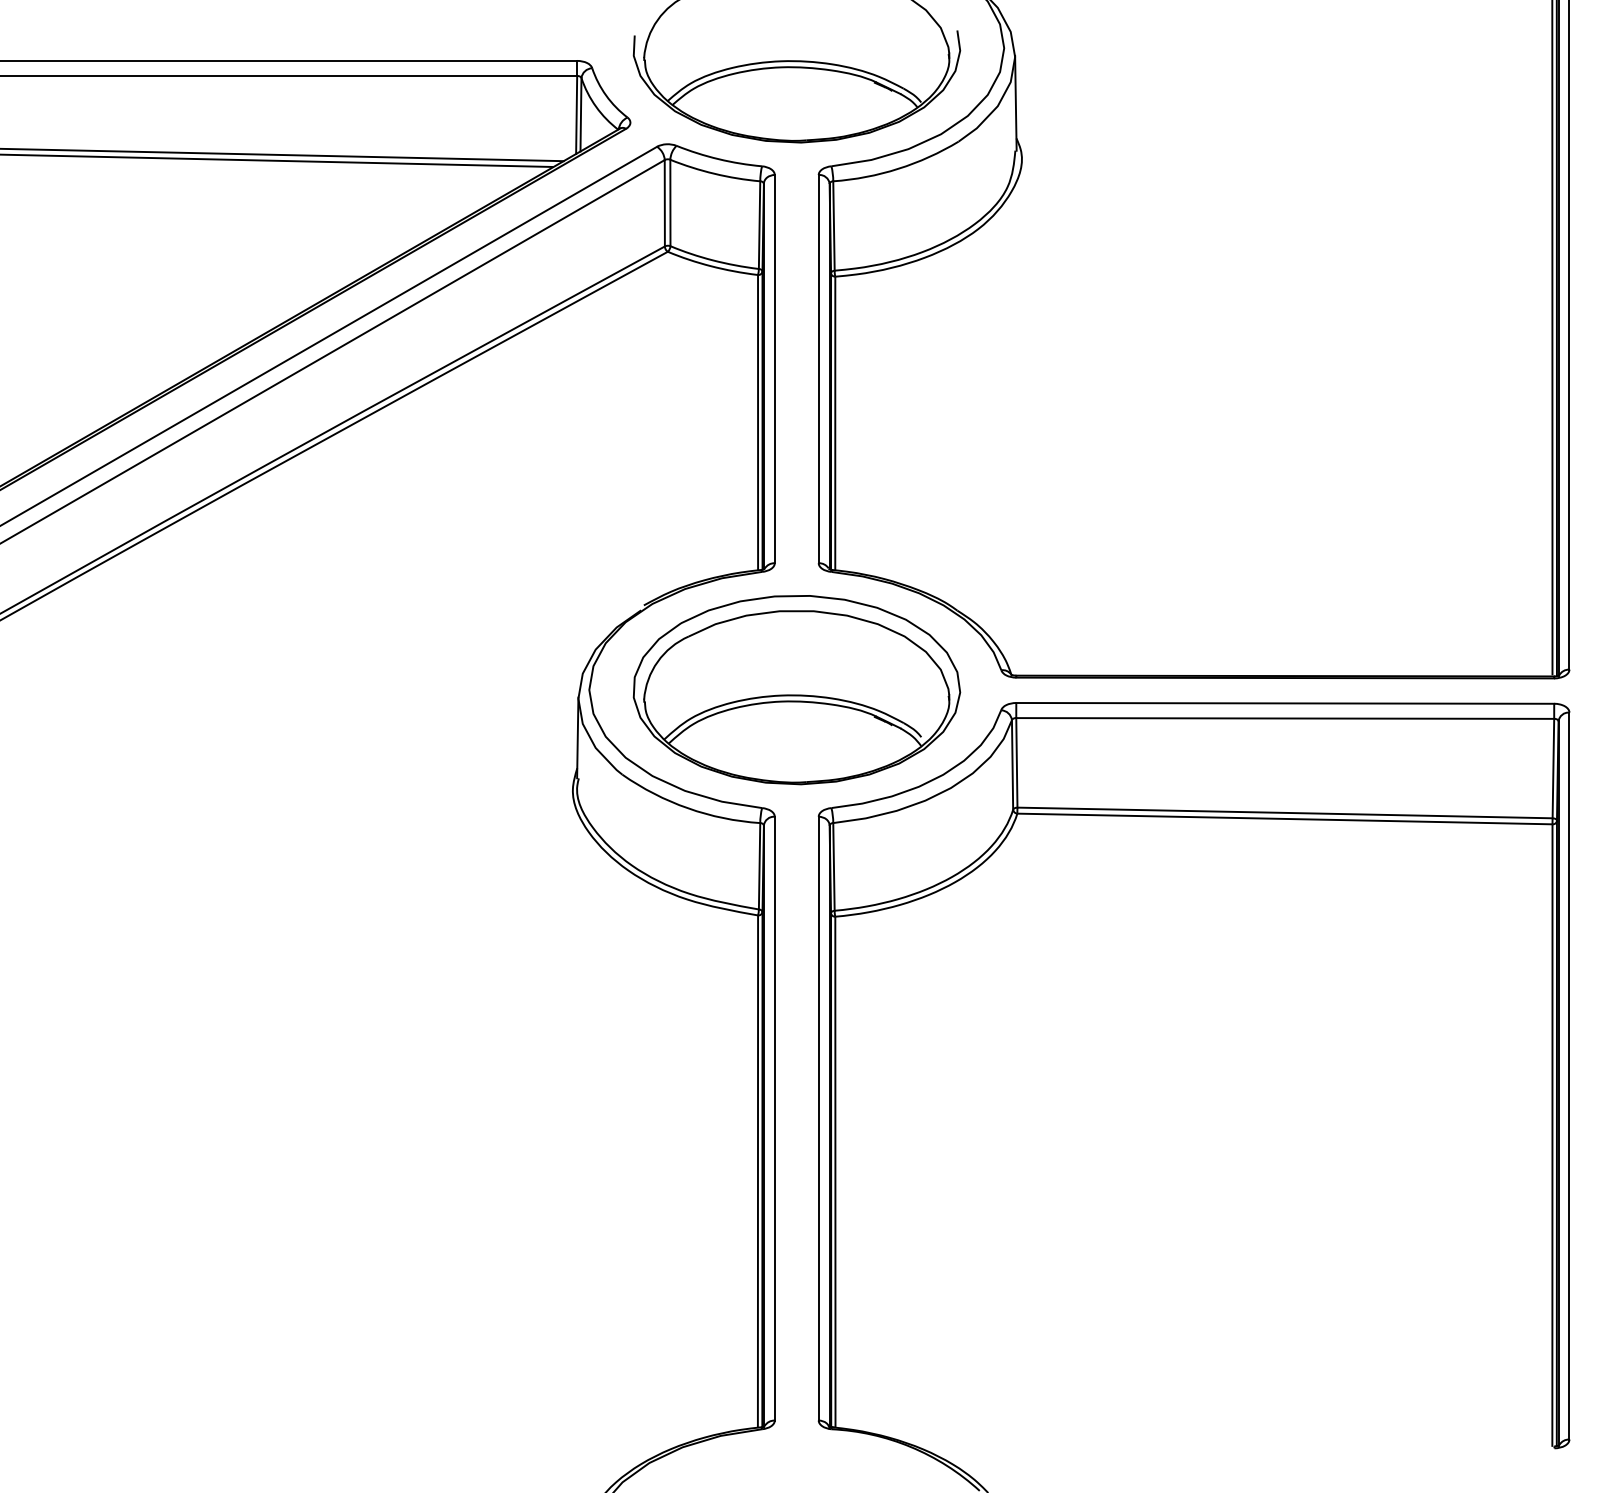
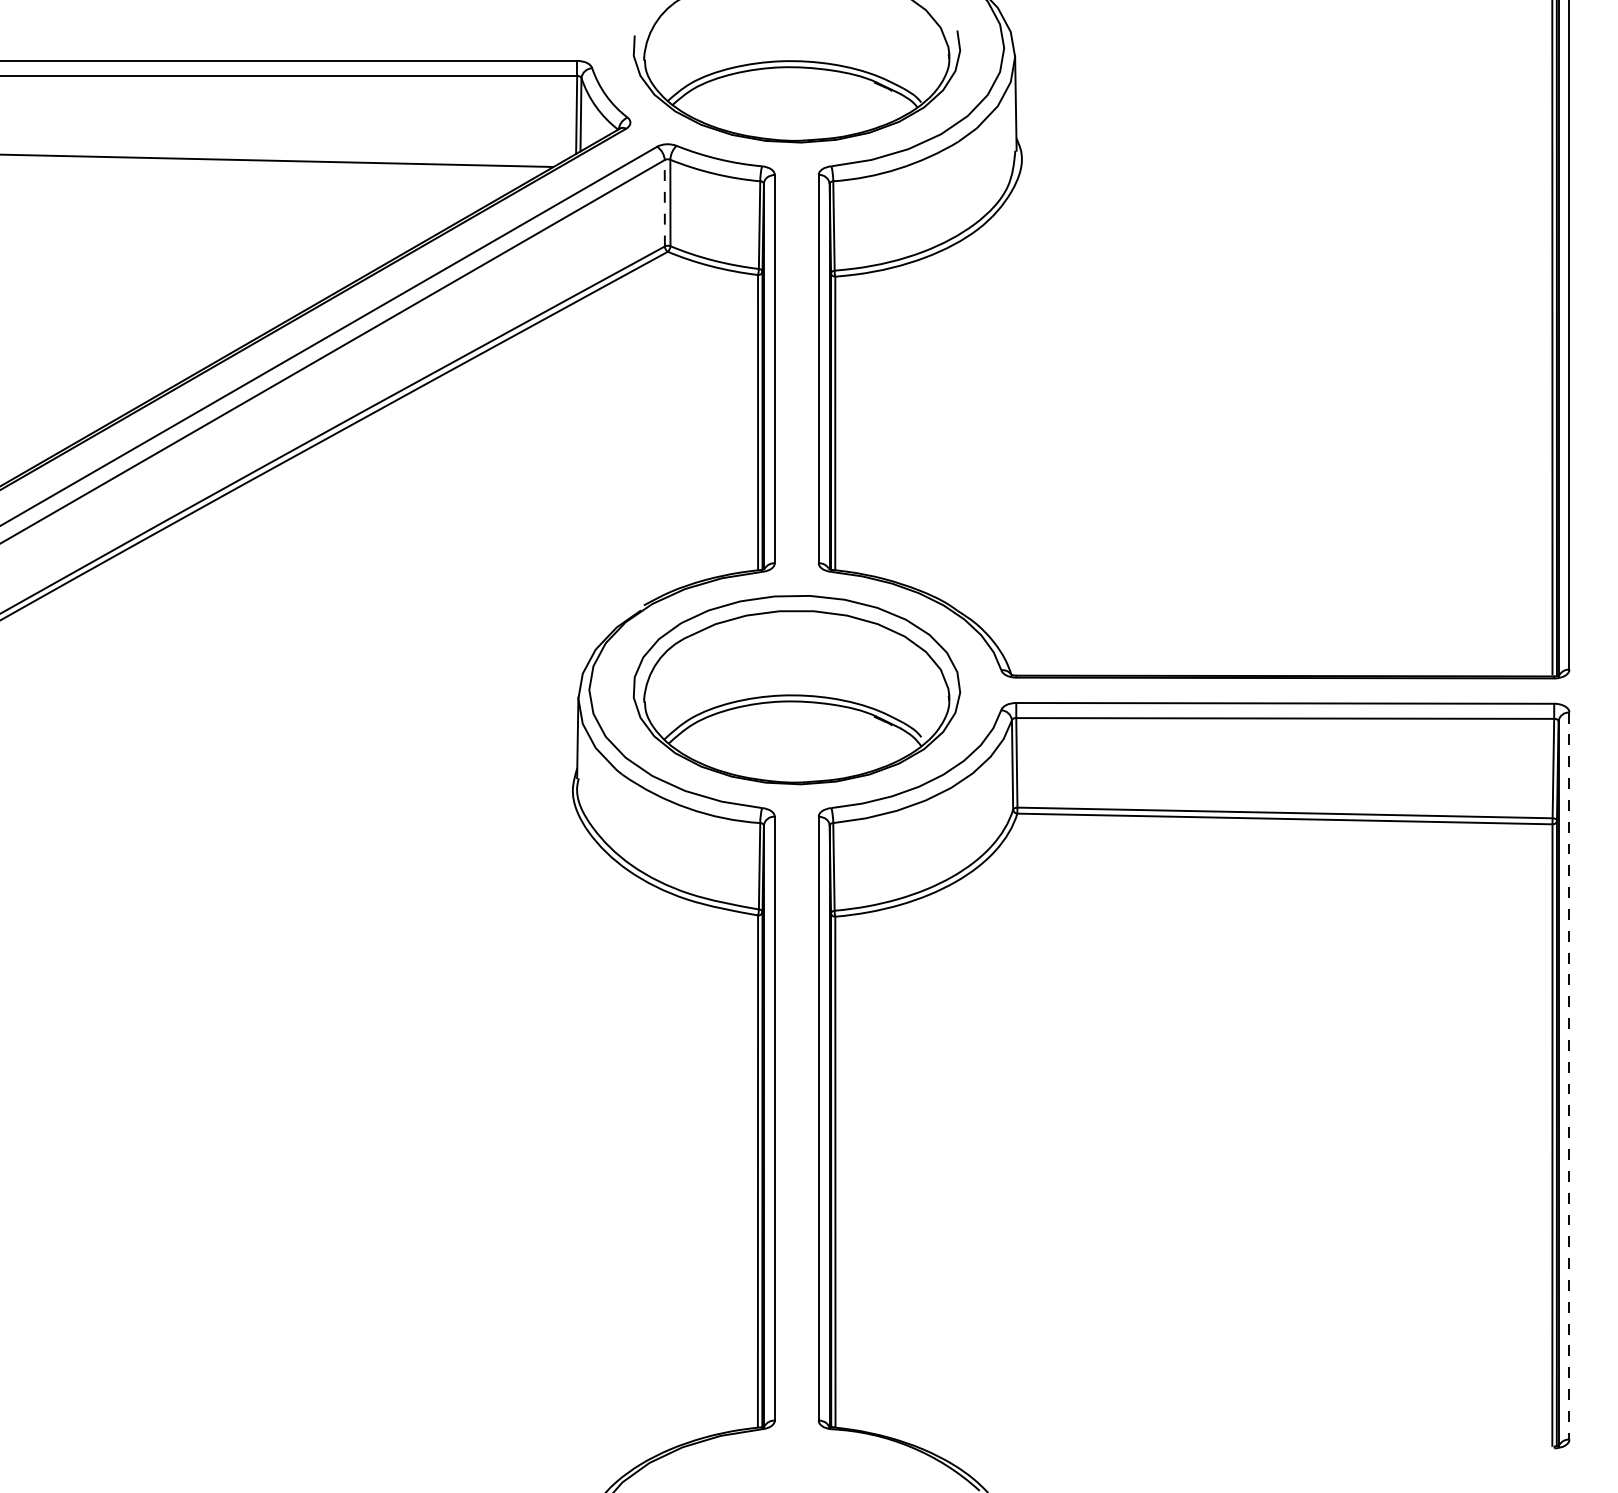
line: present -> none (282, 154)
line: solid -> dashed (664, 202)
line: solid -> dashed (1569, 1076)
